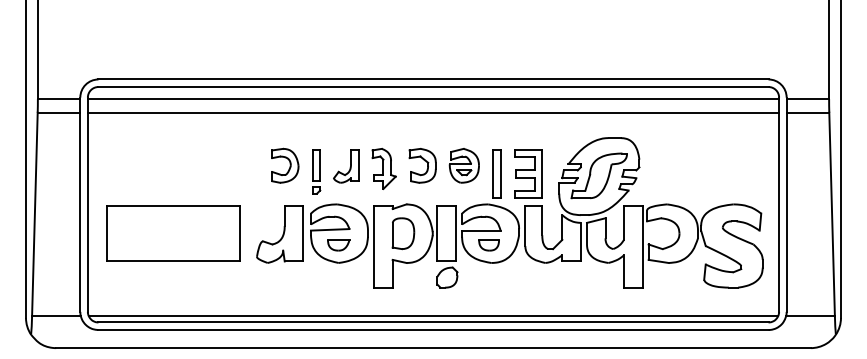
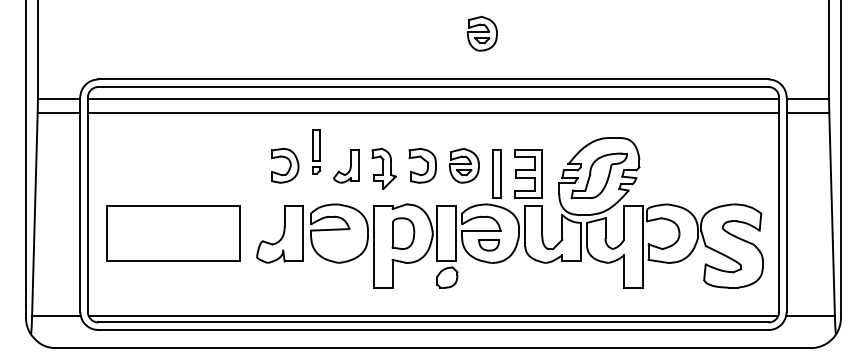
part: none -> present (481, 33)
part position: (316, 171) -> (316, 151) (316, 151)
part: present -> none (338, 245)
